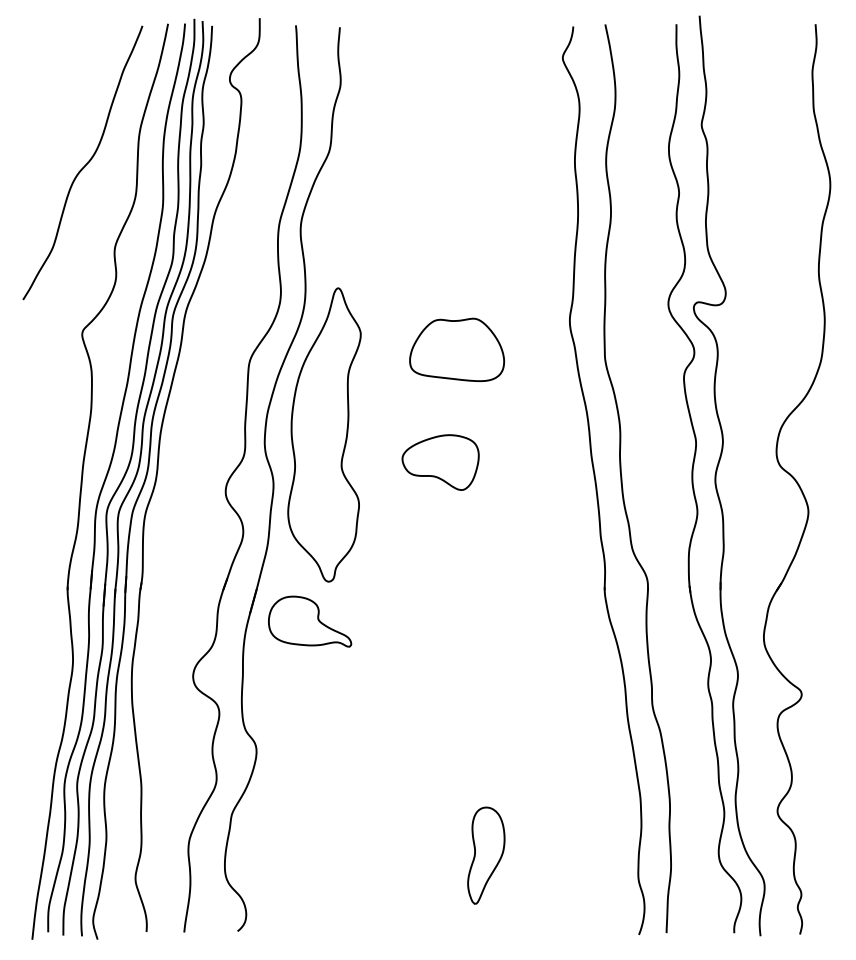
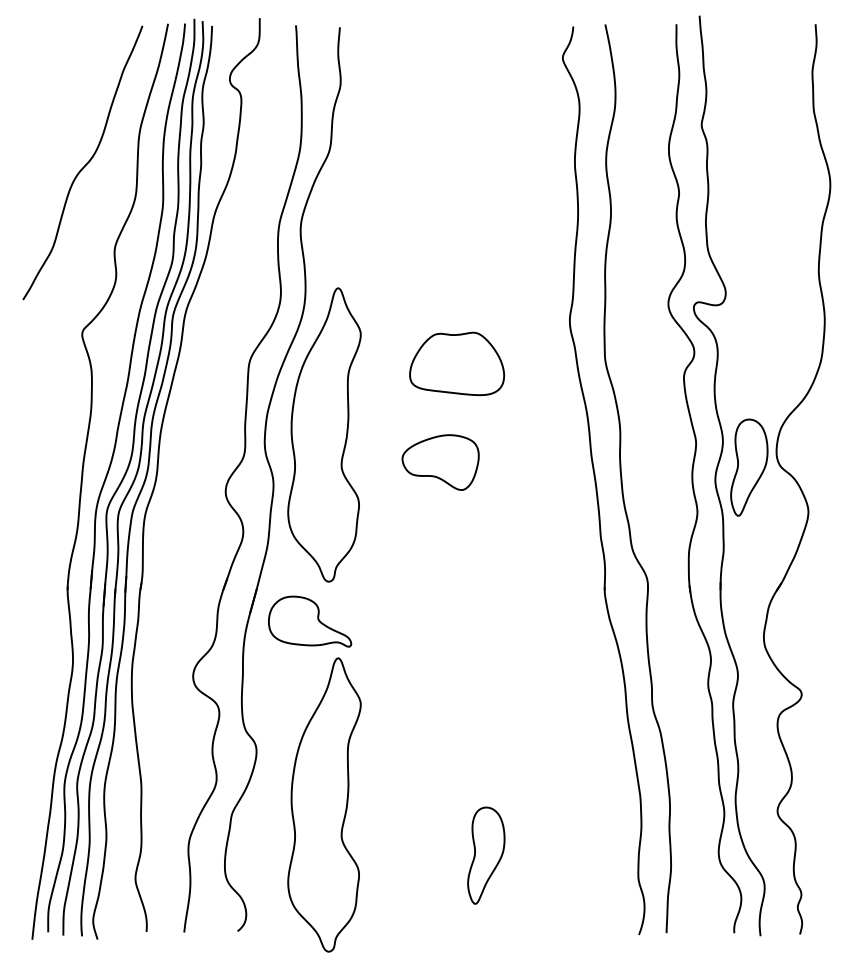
part position: (457, 349) -> (457, 363) (457, 363)
part: none -> present (749, 467)
part: none -> present (324, 804)
